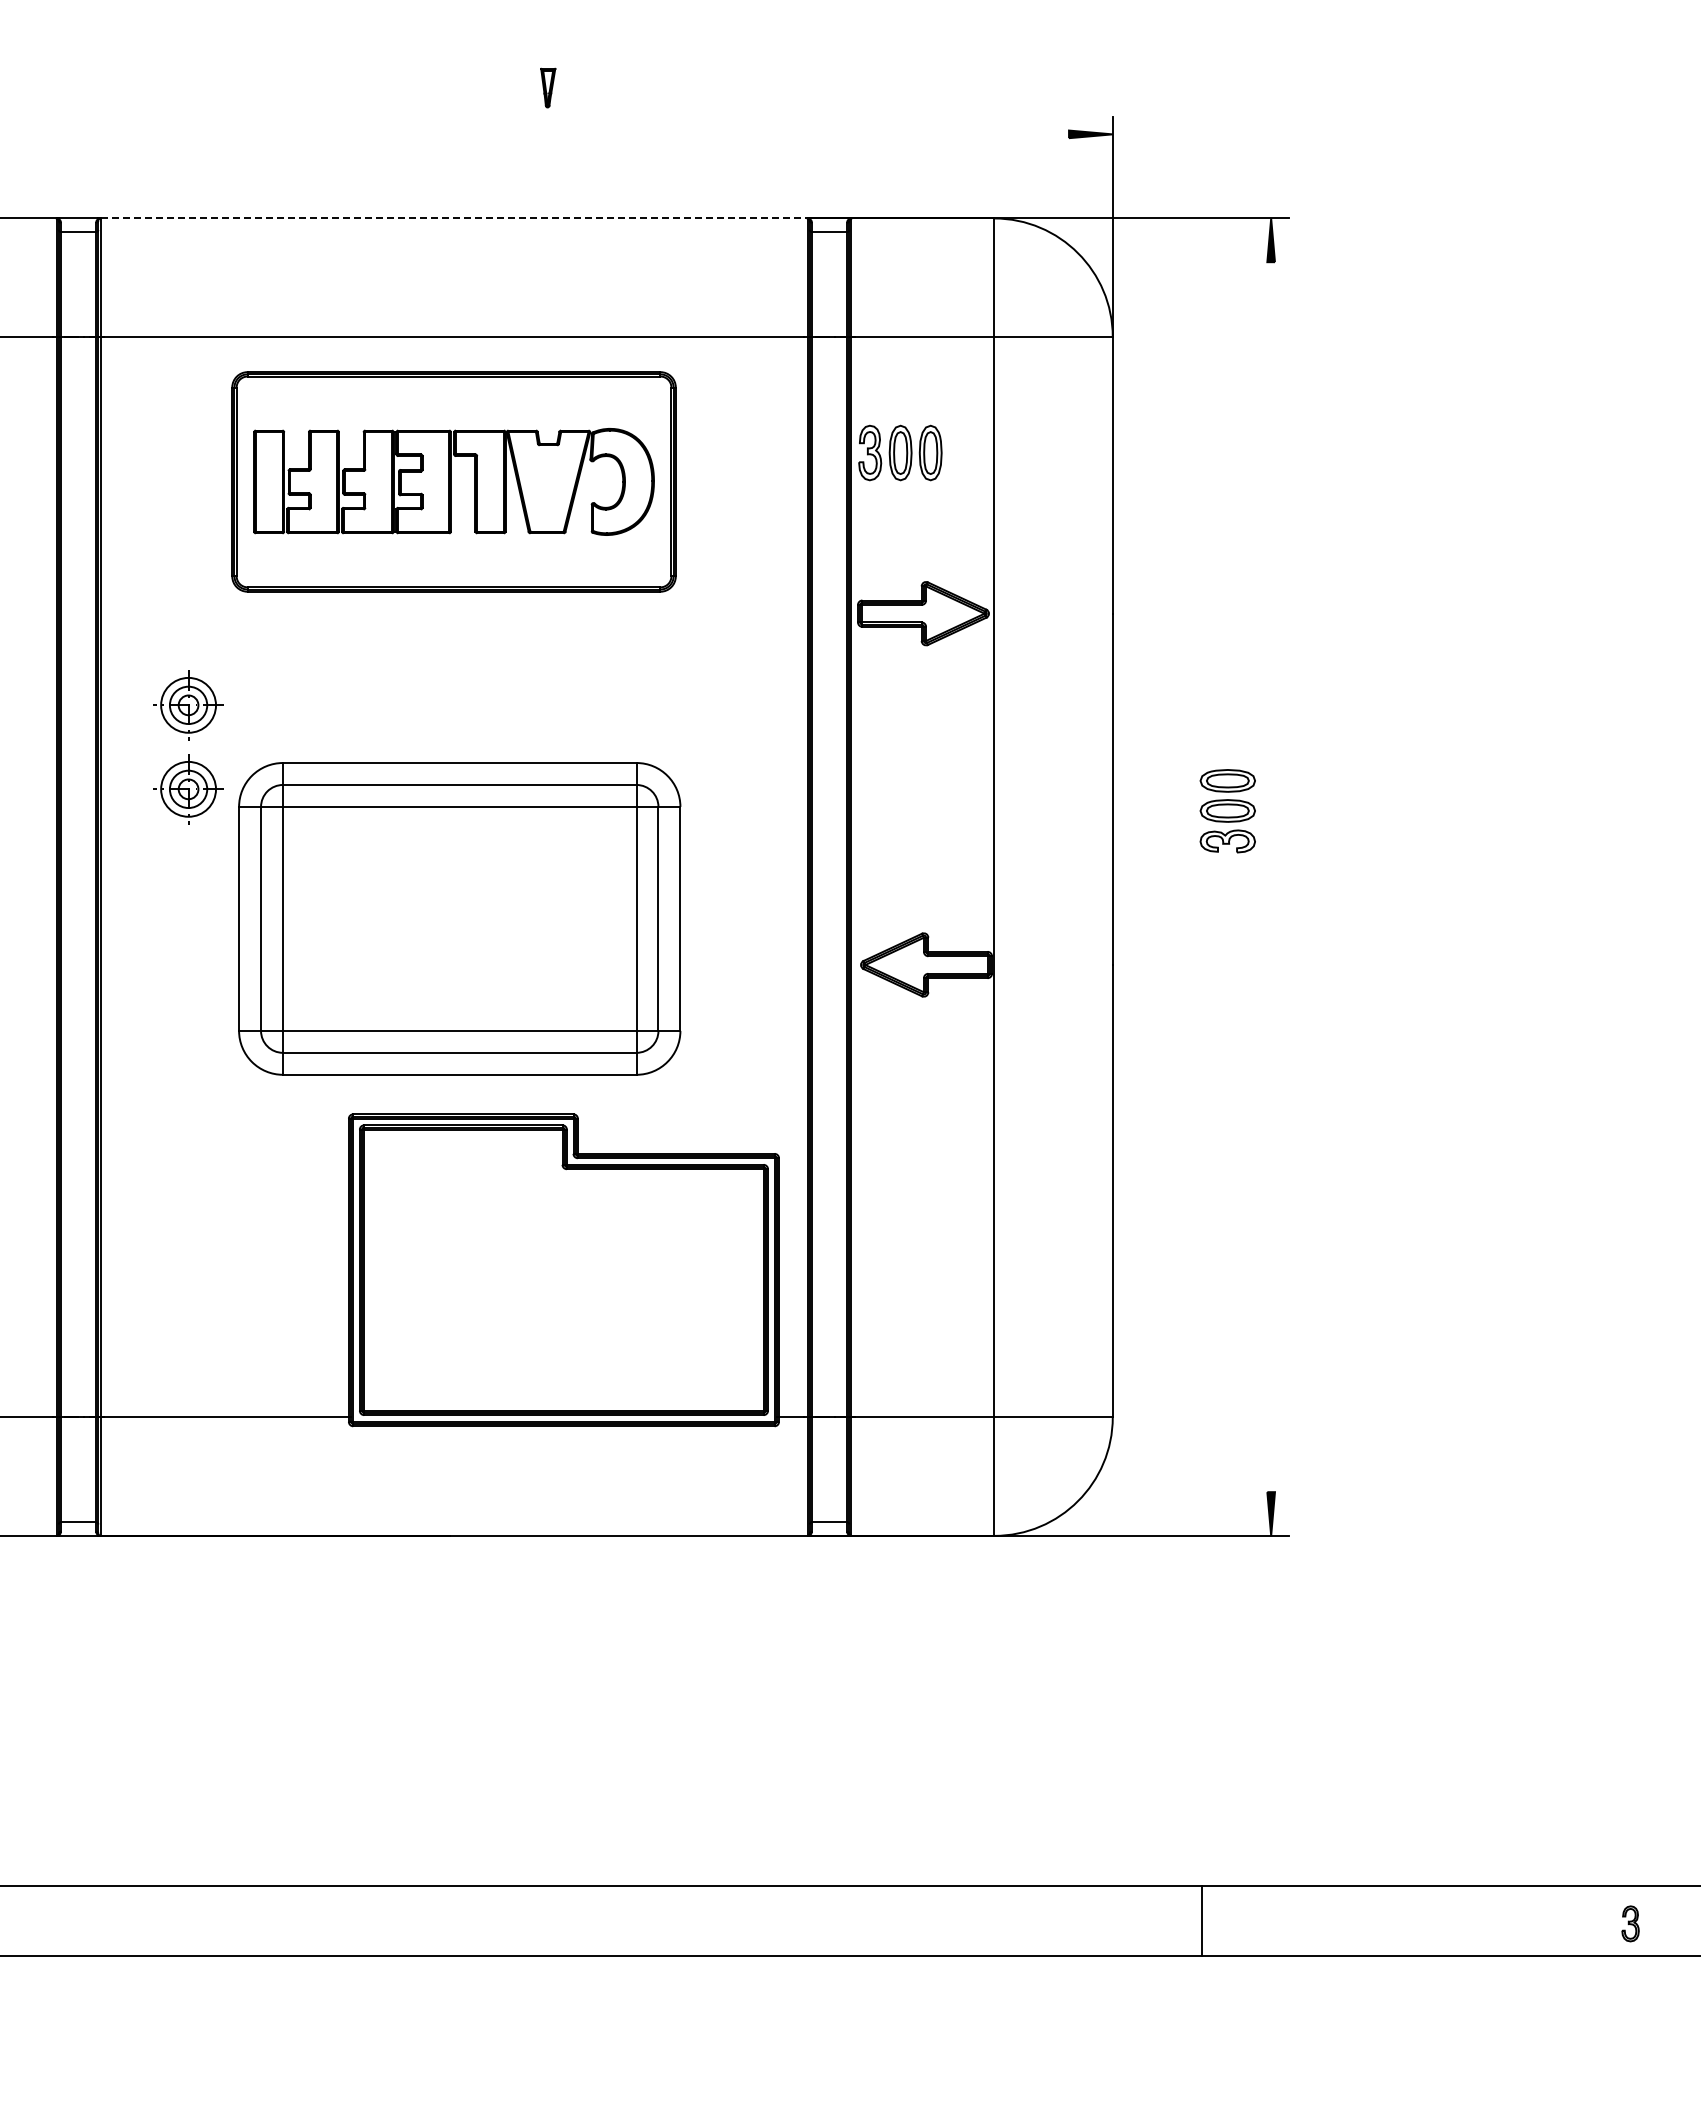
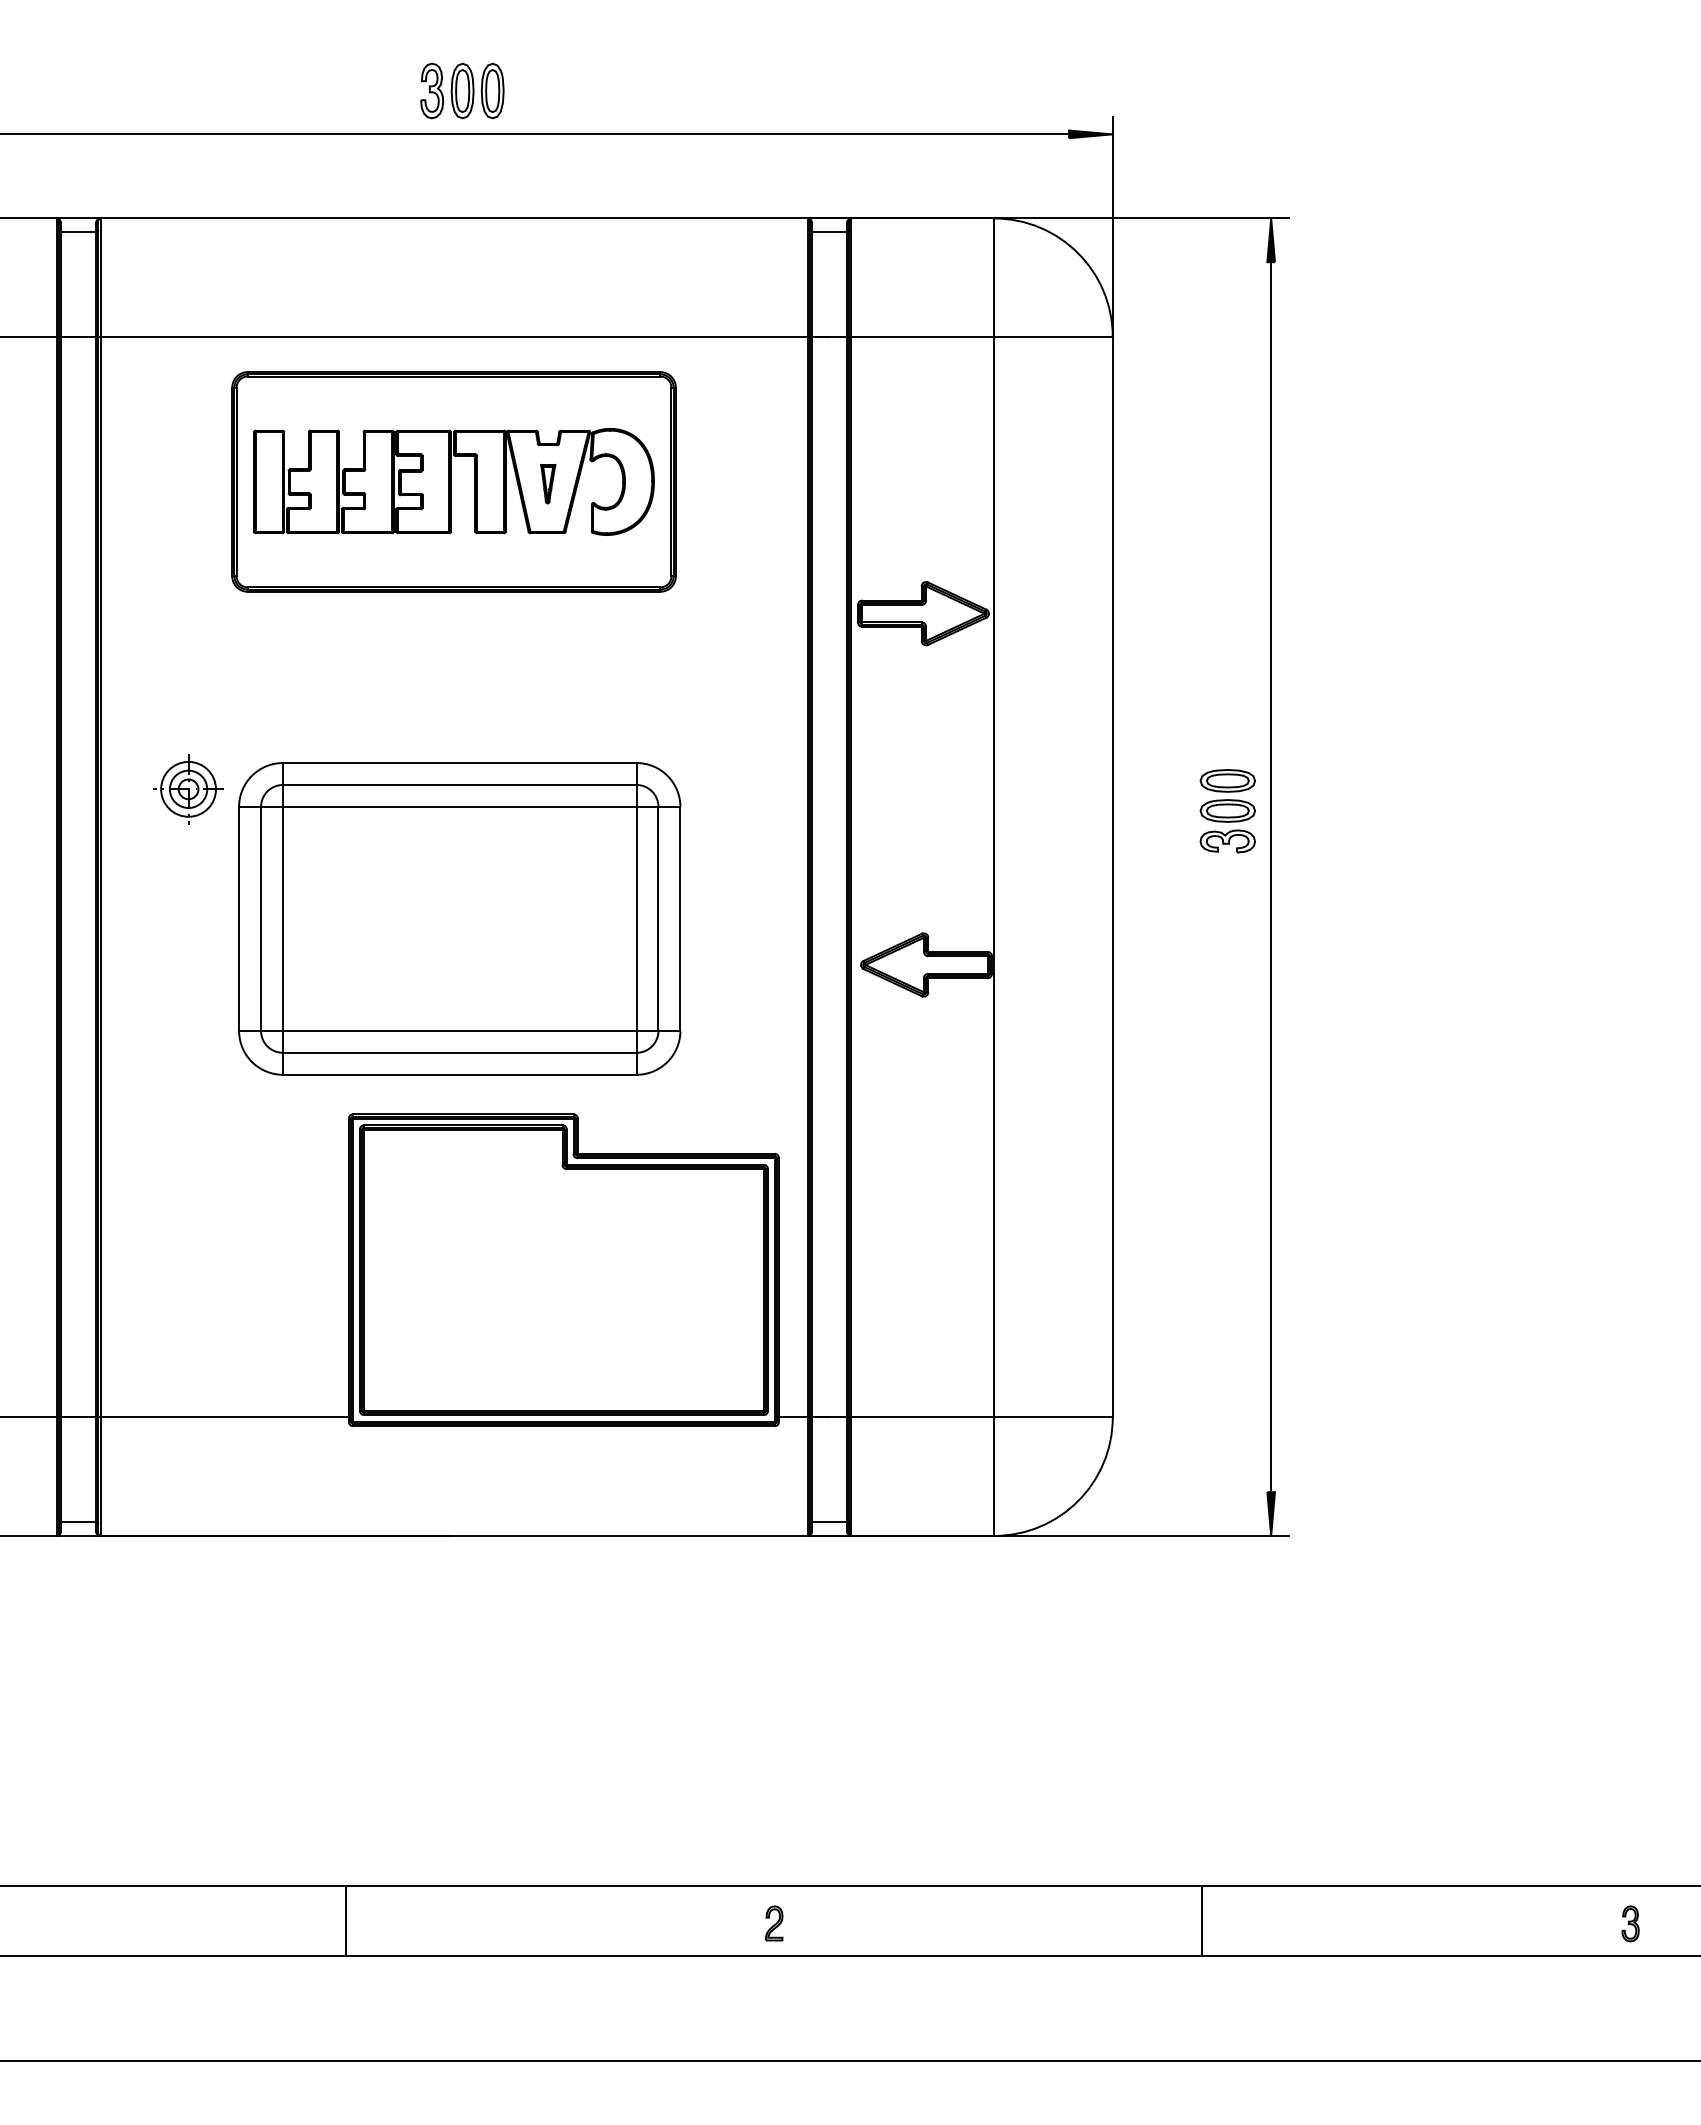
part position: (548, 87) -> (548, 483) (548, 483)
line: none -> present (535, 134)
line: dashed -> solid (454, 218)
part position: (900, 452) -> (462, 90) (462, 90)
part: present -> none (188, 705)
line: none -> present (1271, 877)
line: none -> present (345, 1920)
part: none -> present (774, 1923)
line: none -> present (849, 2061)
